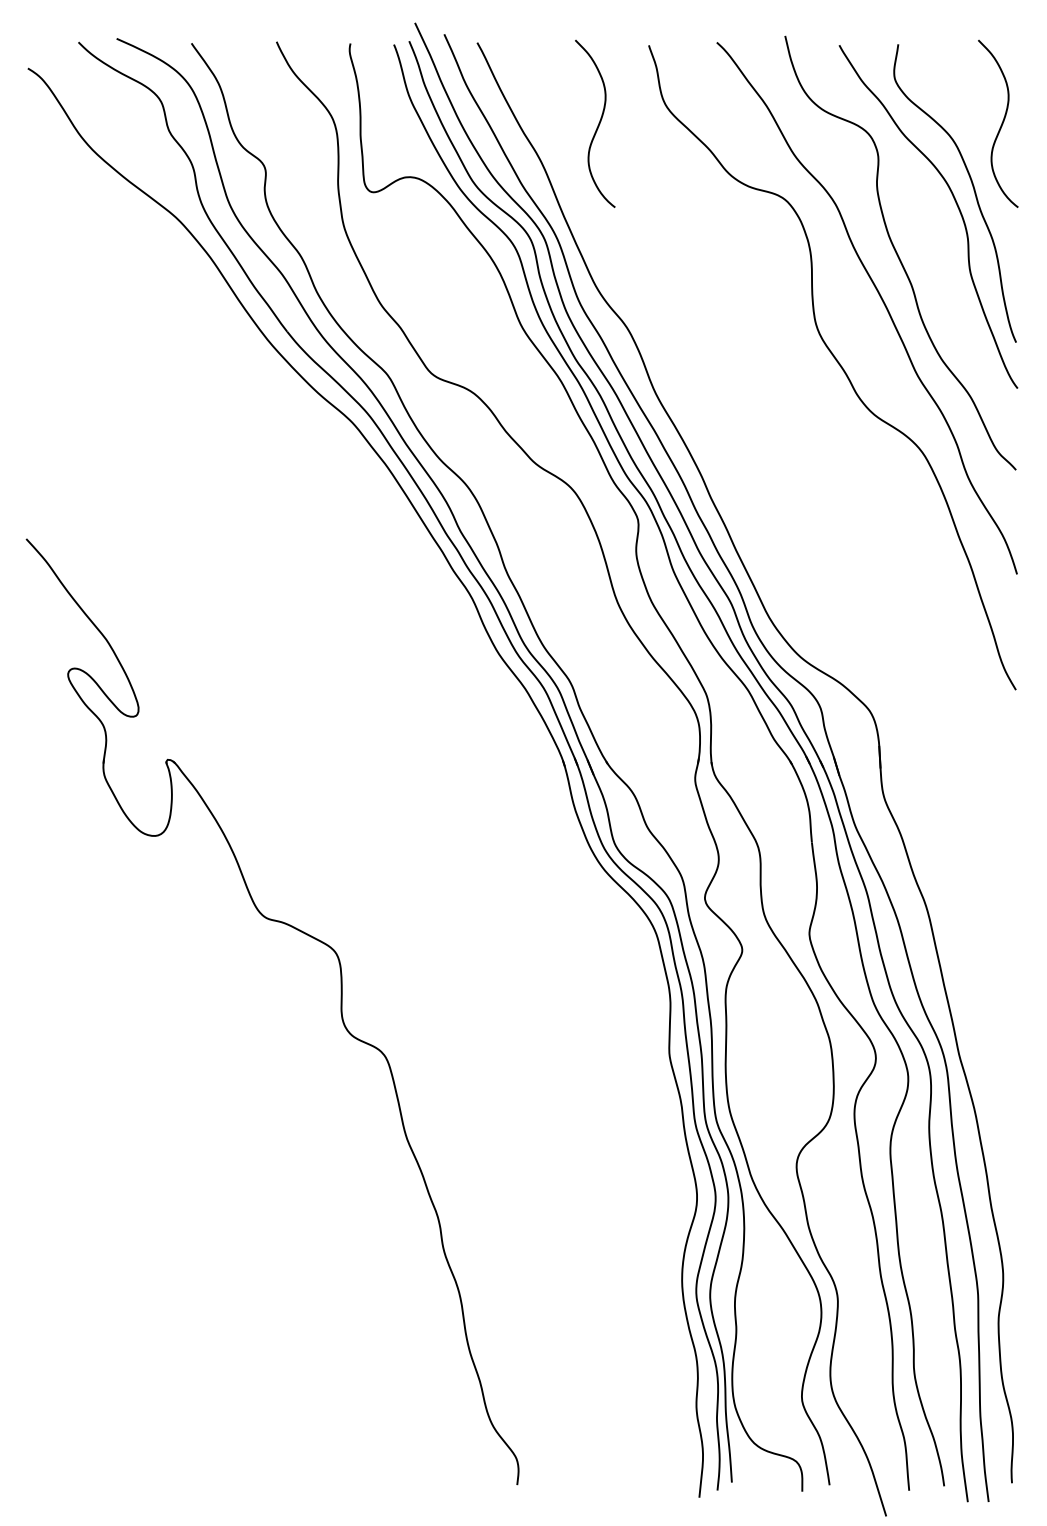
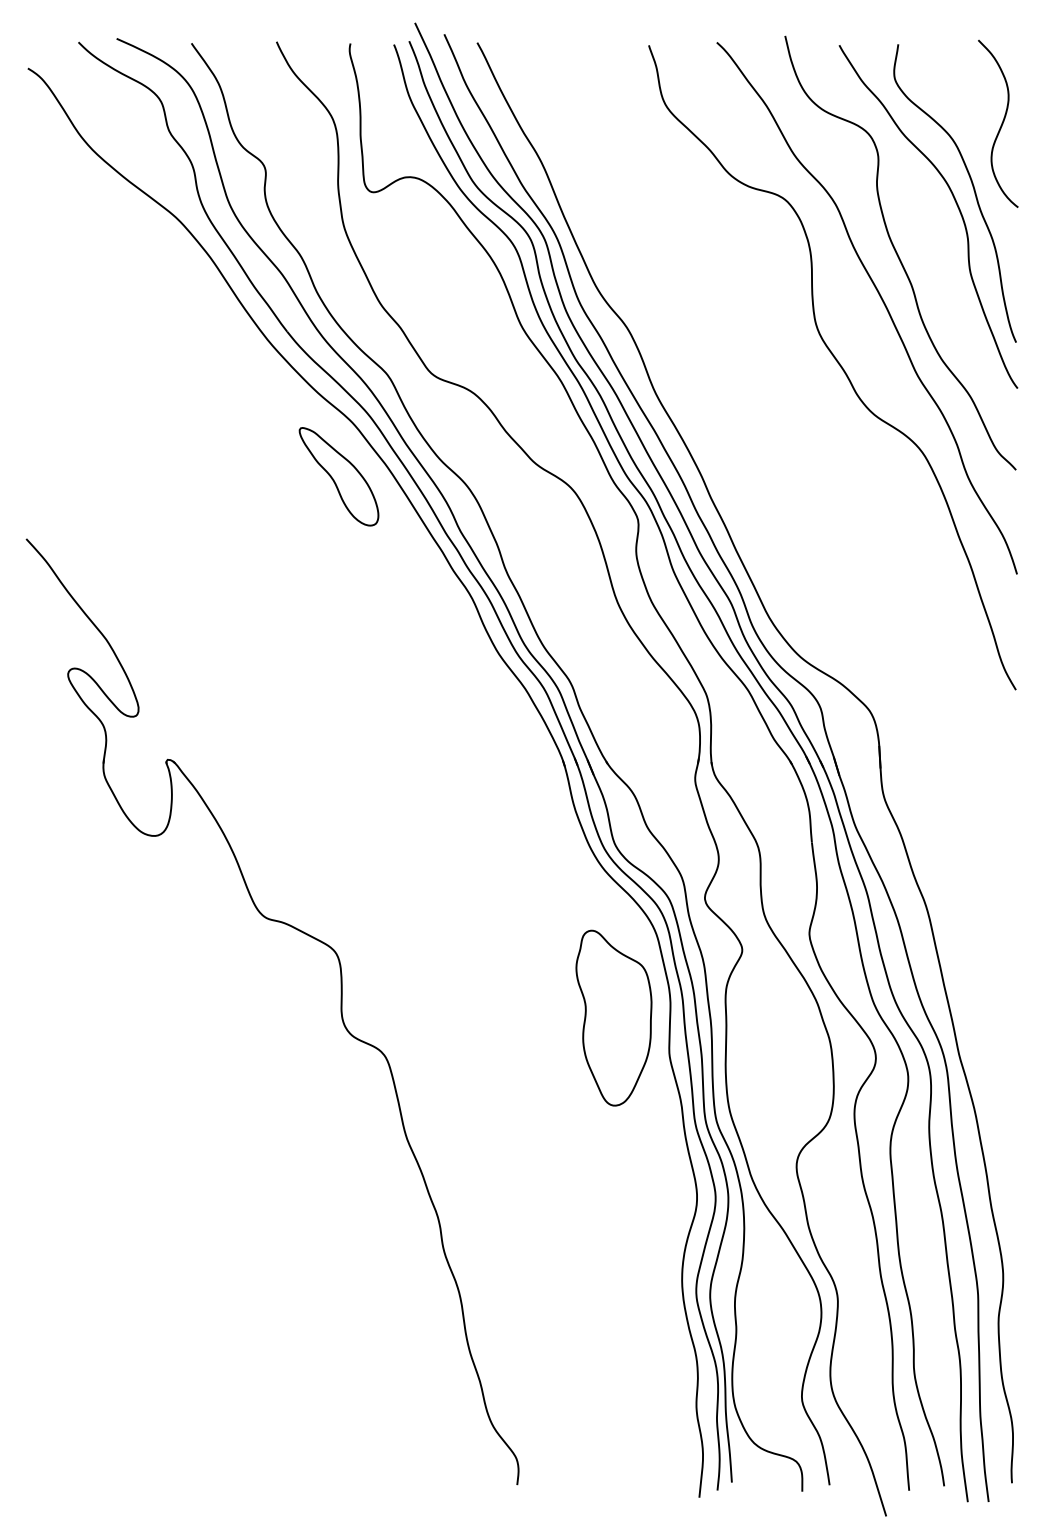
curve: present -> none (597, 125)
part: none -> present (338, 476)
part: none -> present (613, 1017)
